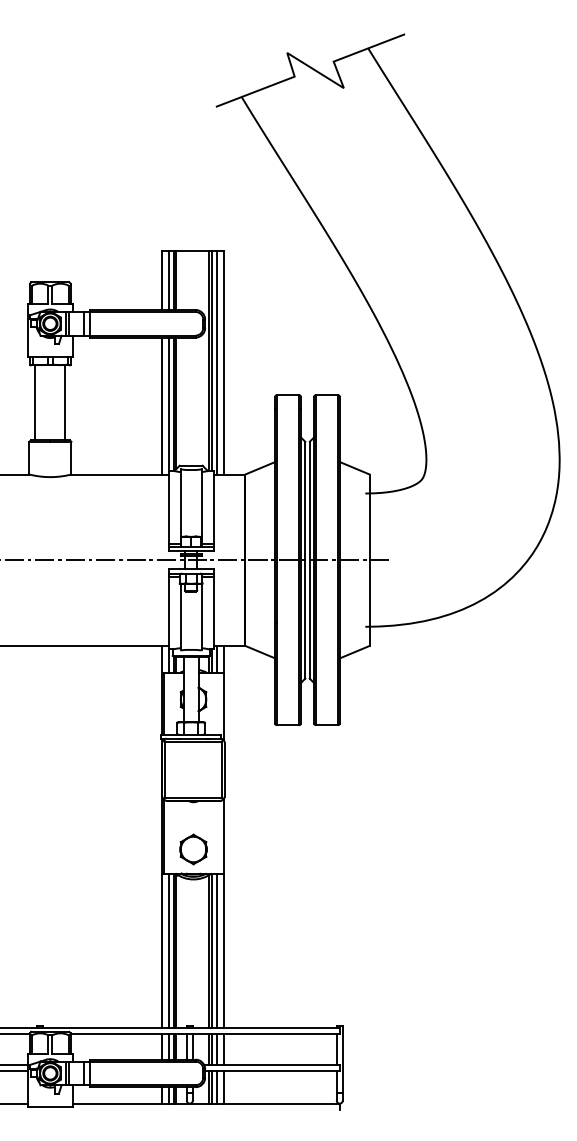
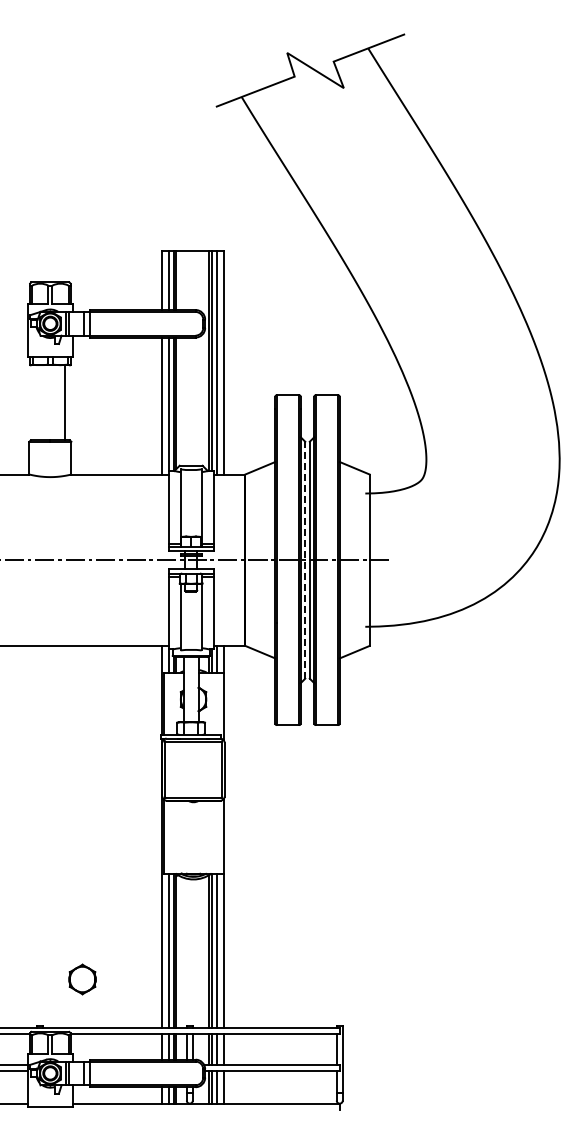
line: present -> none (35, 402)
line: solid -> dashed (305, 559)
part position: (193, 849) -> (82, 979) (82, 979)
